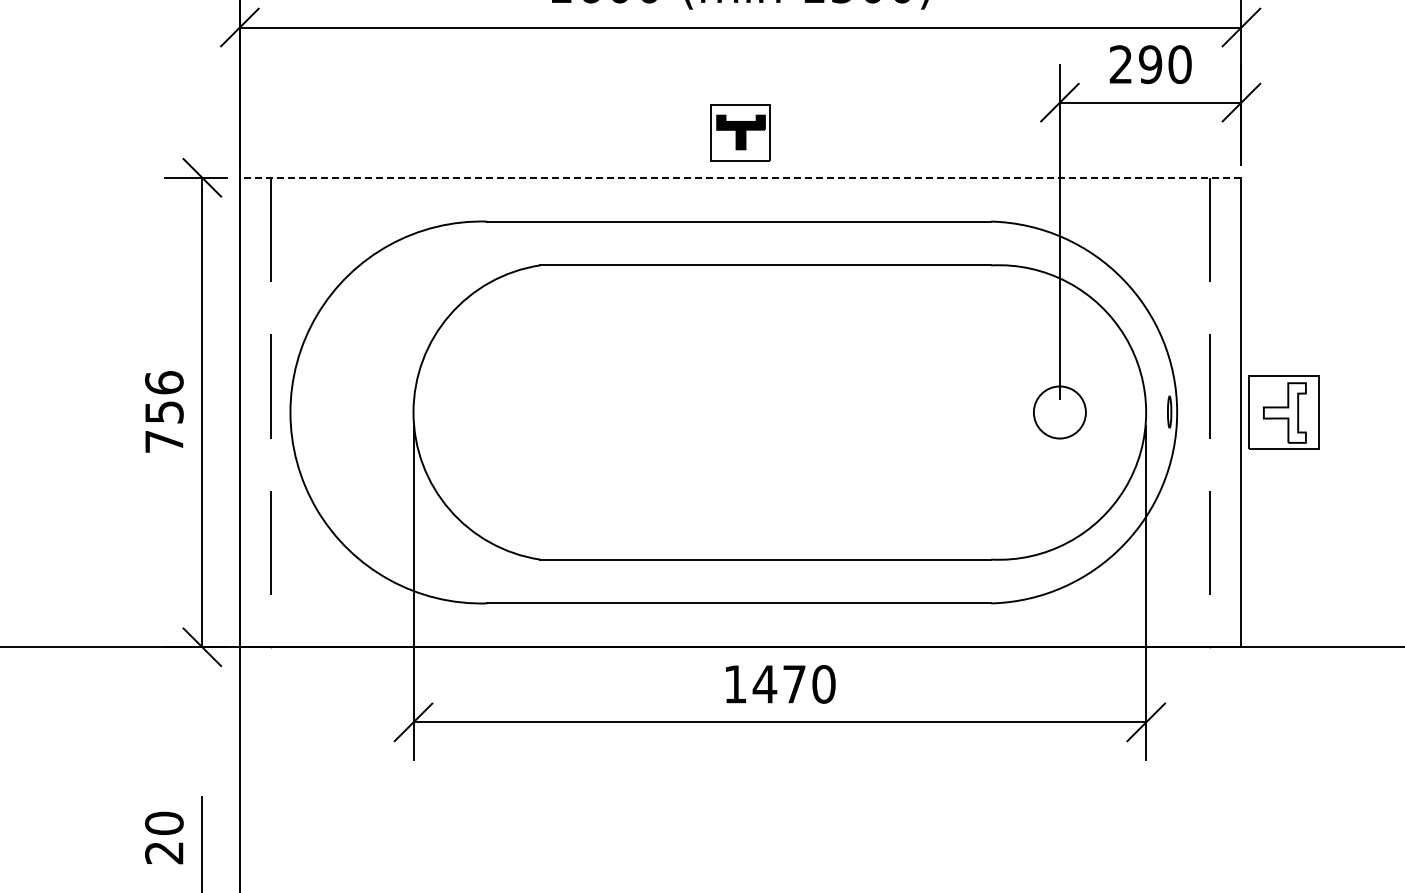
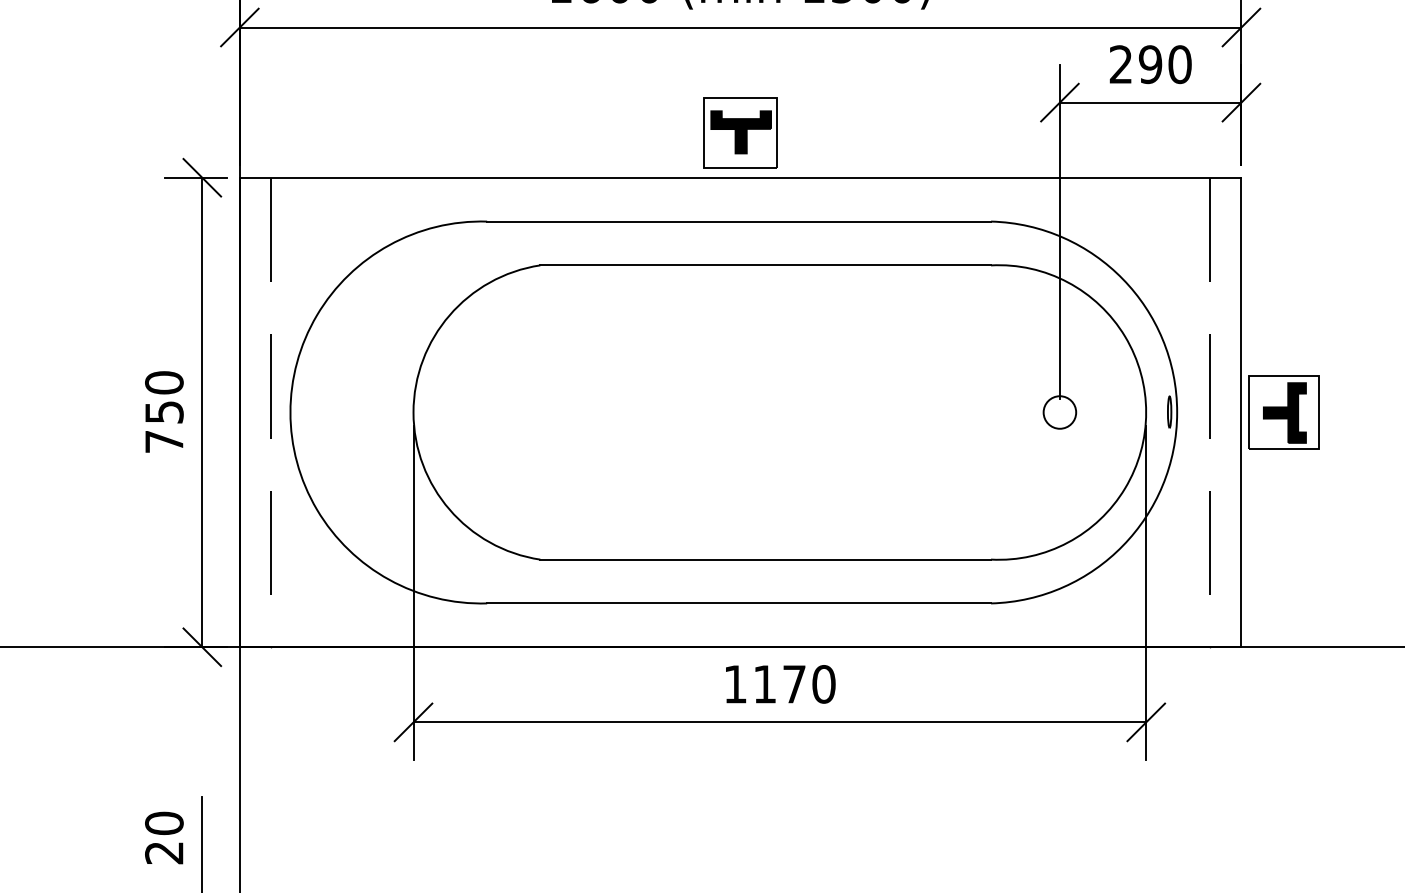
part size: 61x58 px -> 75x72 px (740, 132)
line: dashed -> solid (740, 177)
text: 756 -> 750 (164, 382)
circle diameter: 52 px -> 33 px (1059, 412)
fill: none -> present (1284, 412)
text: 1470 -> 1170 (764, 684)
